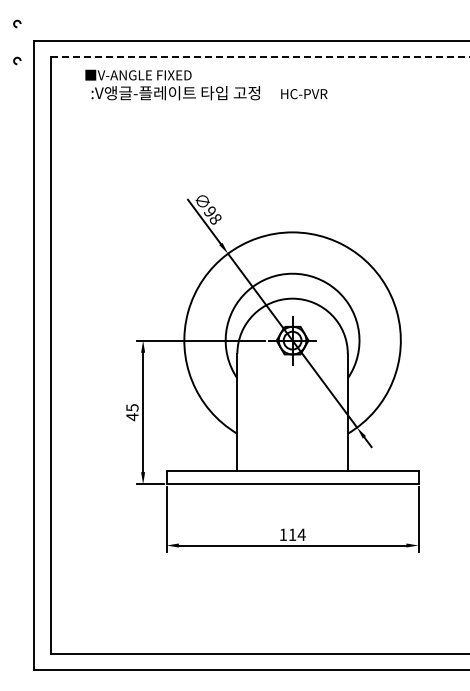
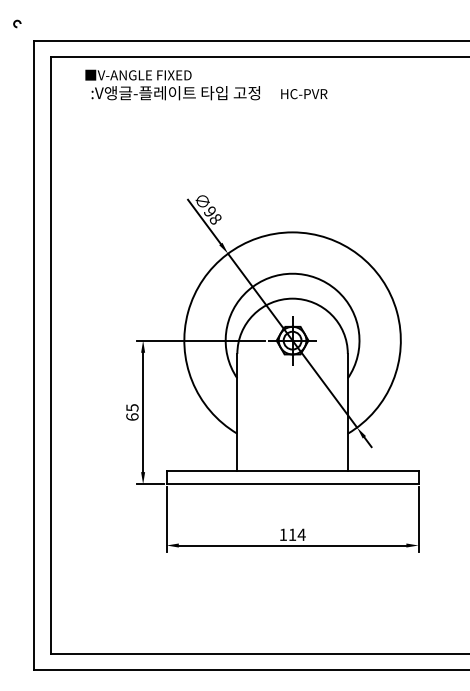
line: dashed -> solid (260, 57)
arc: present -> none (17, 58)
text: 45 -> 65 (132, 417)
